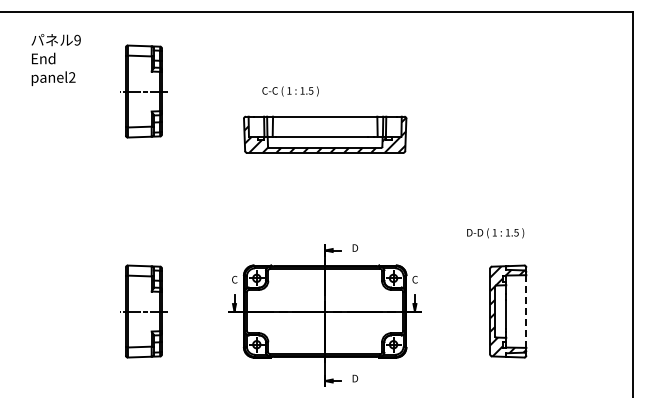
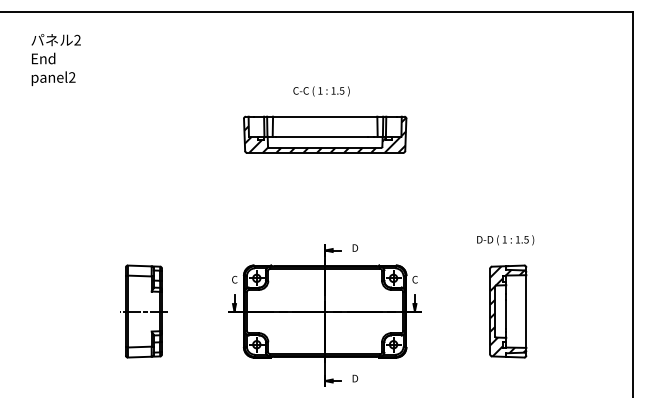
text: 9 -> 2 (77, 40)
part: present -> none (143, 91)
text position: (290, 91) -> (321, 91) (321, 91)
text position: (495, 233) -> (505, 240) (505, 240)
line: dashed -> solid (526, 312)
